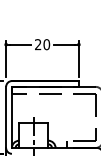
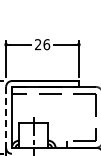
text: 20 -> 26 (46, 44)
line: solid -> dashed (6, 117)
